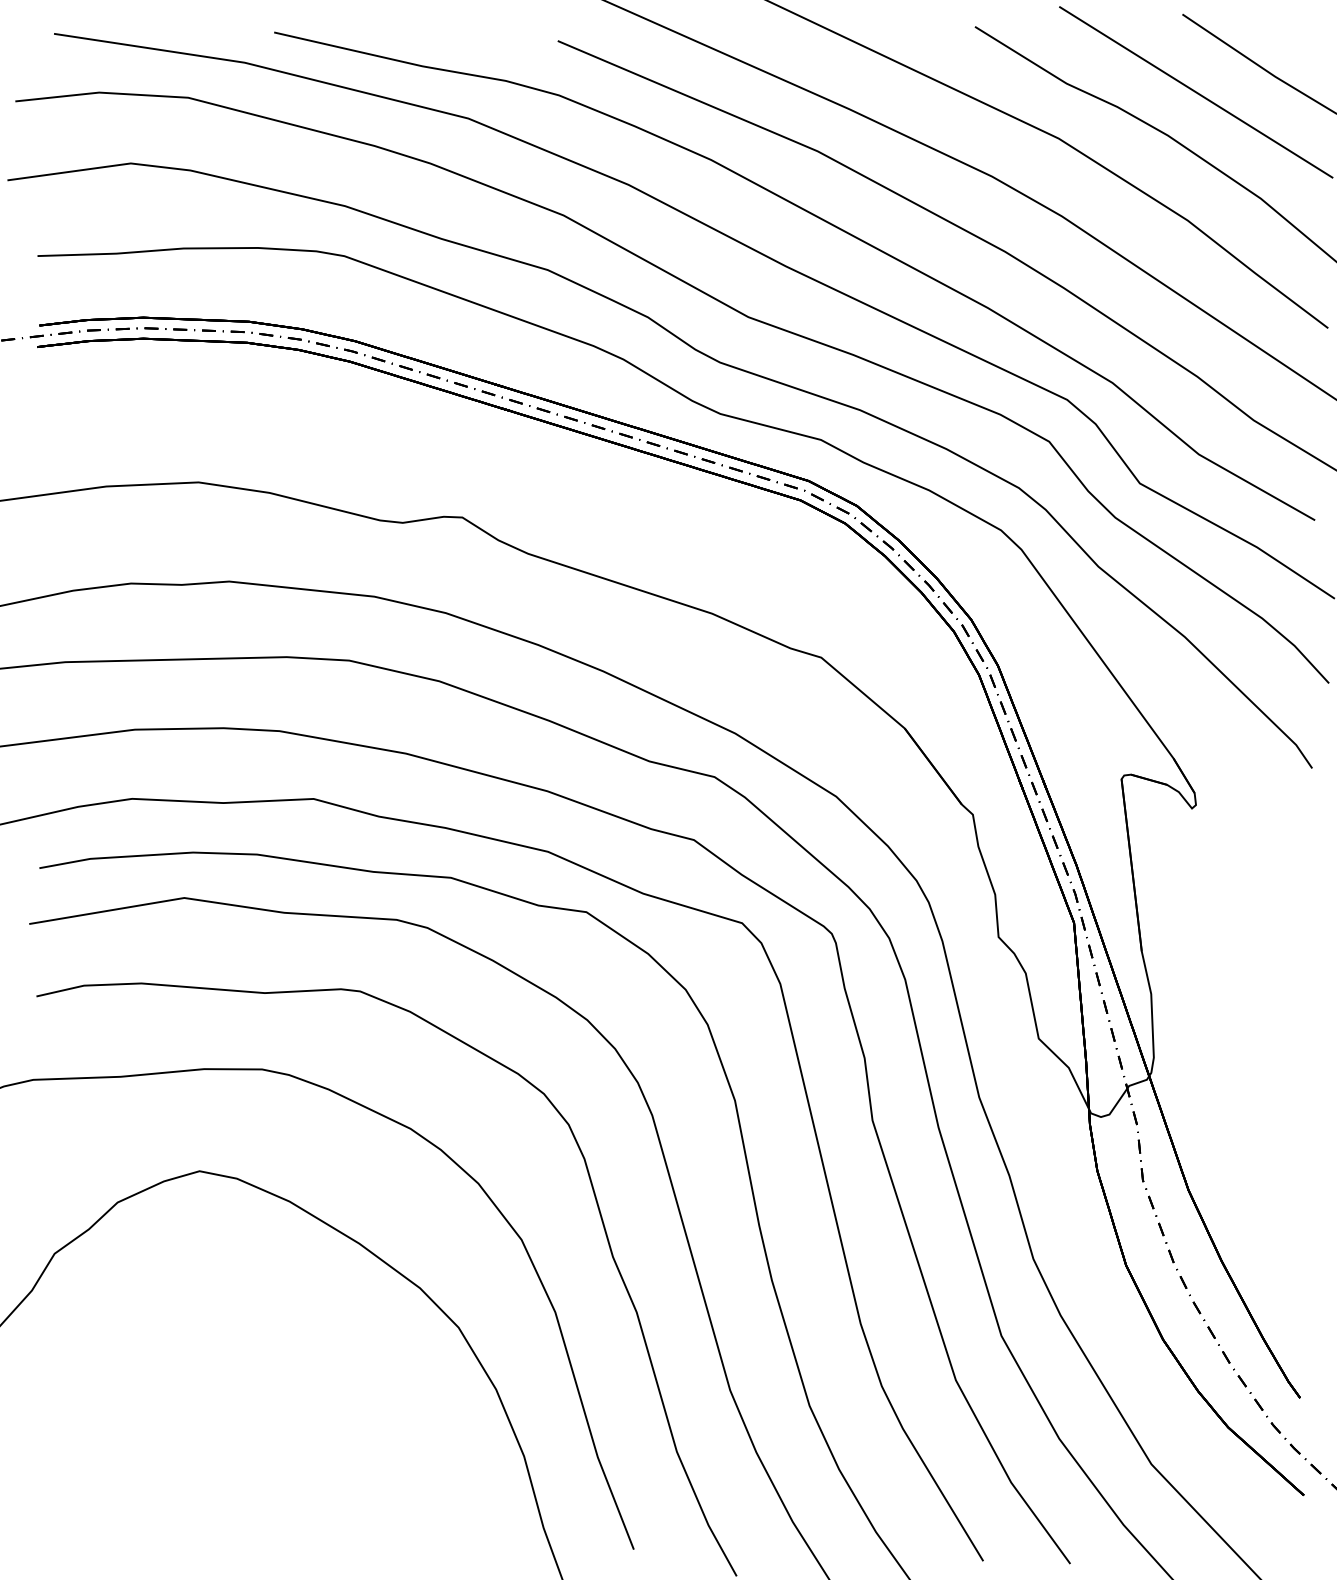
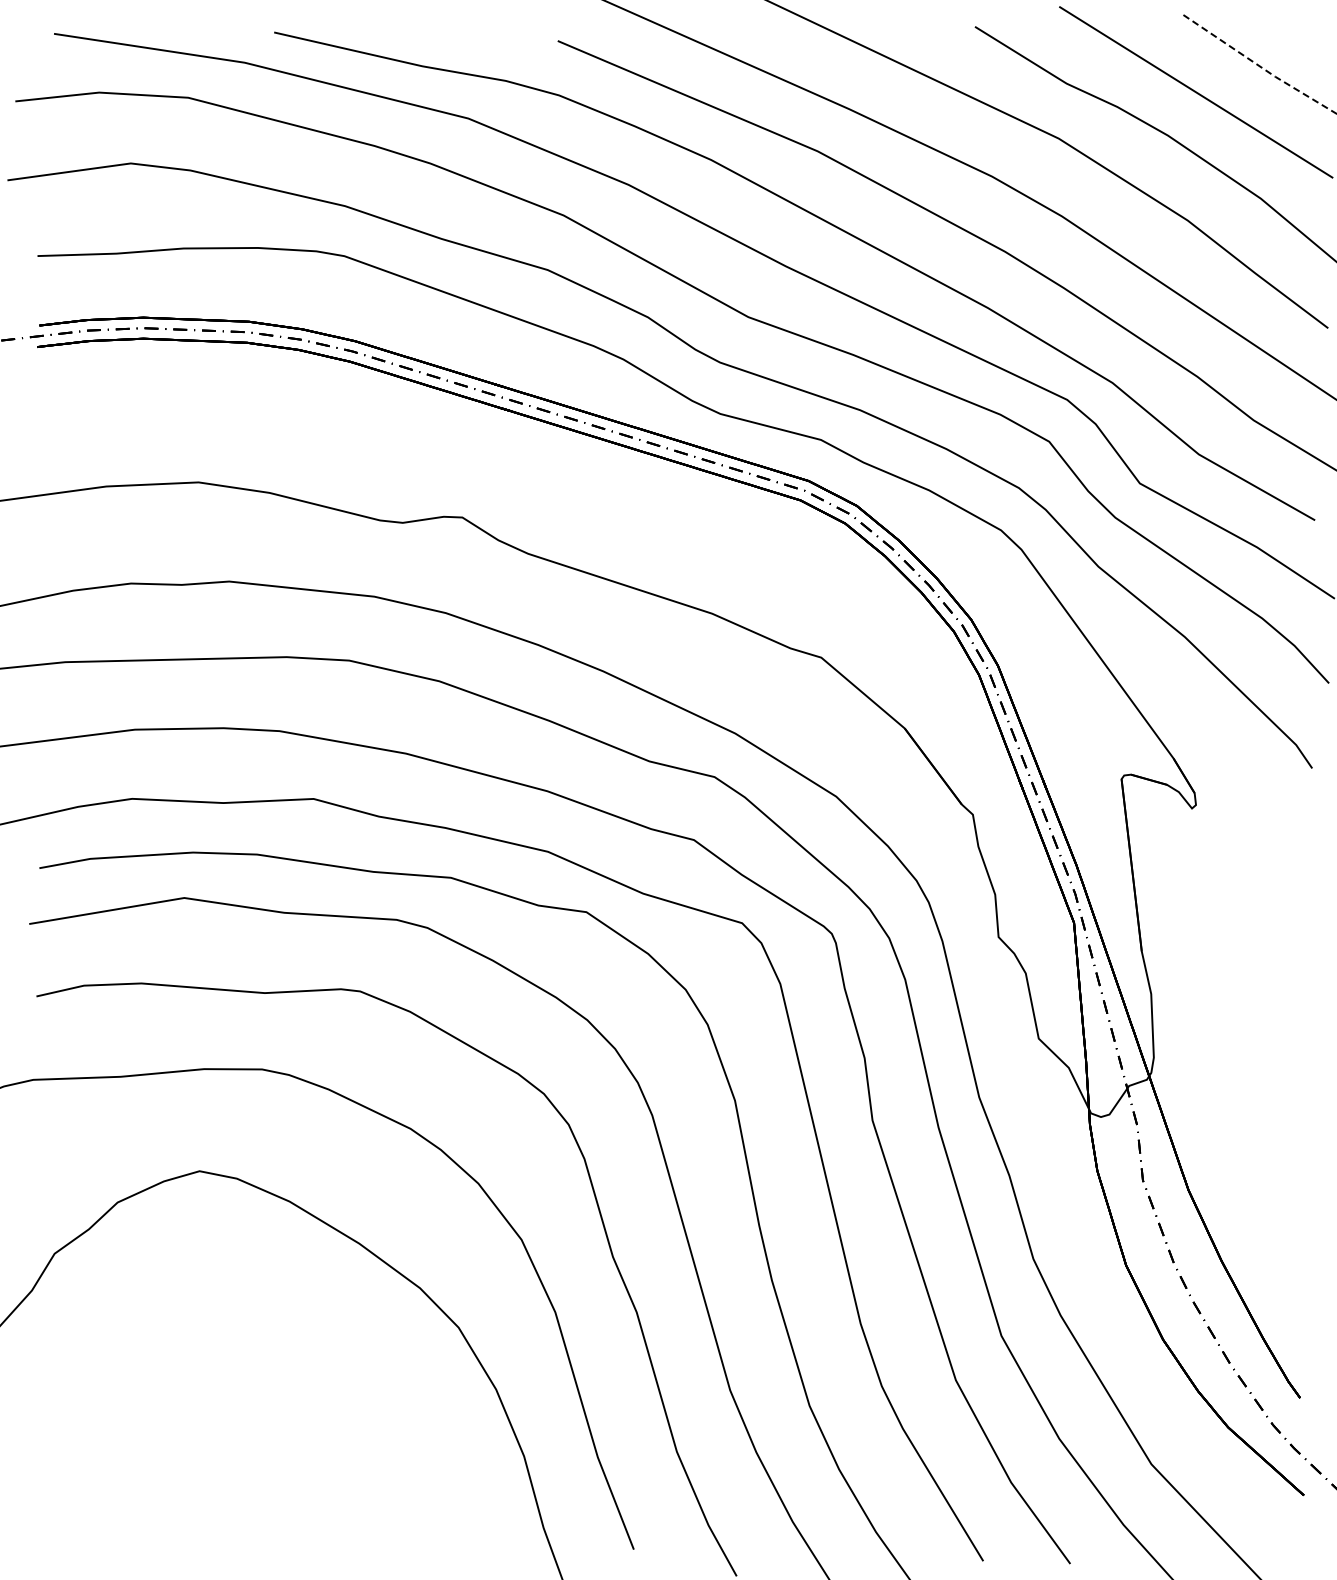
line: solid -> dashed (1258, 65)
